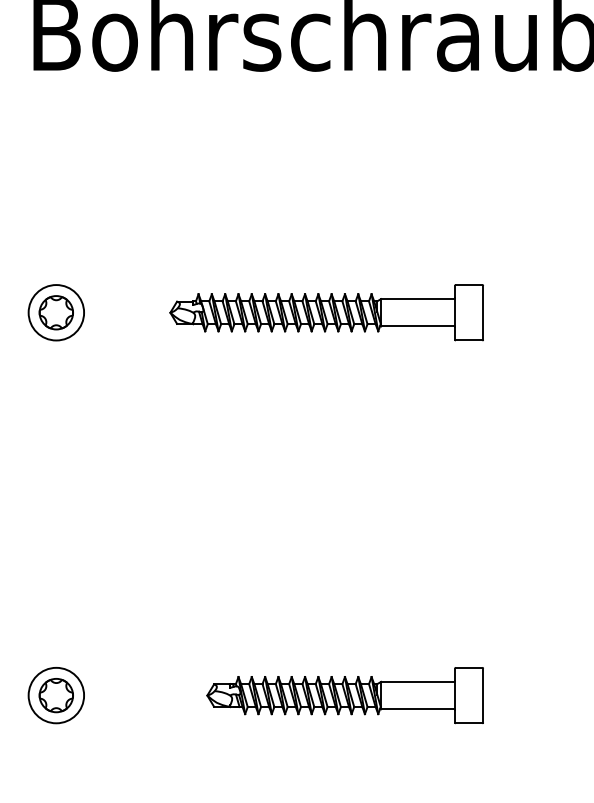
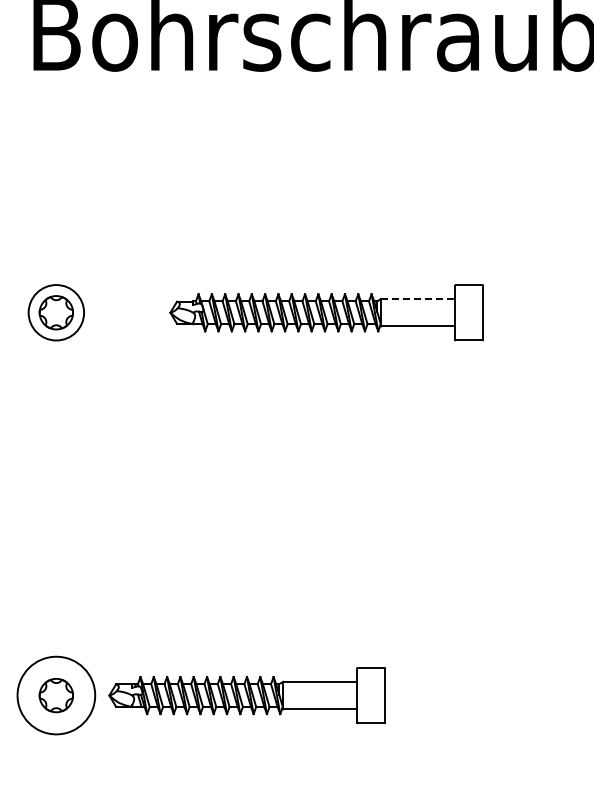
line: solid -> dashed (417, 299)
circle diameter: 55 px -> 78 px (56, 695)
part position: (344, 695) -> (246, 695) (246, 695)
